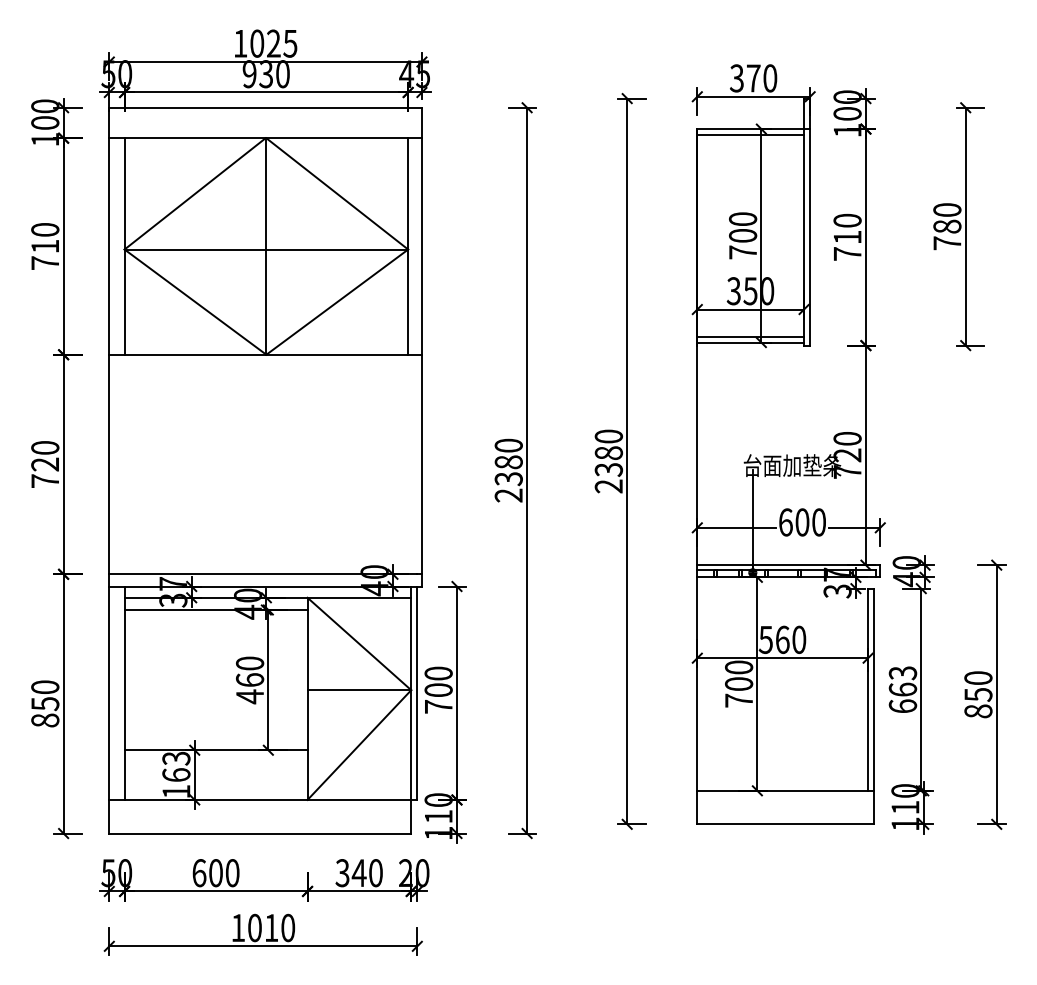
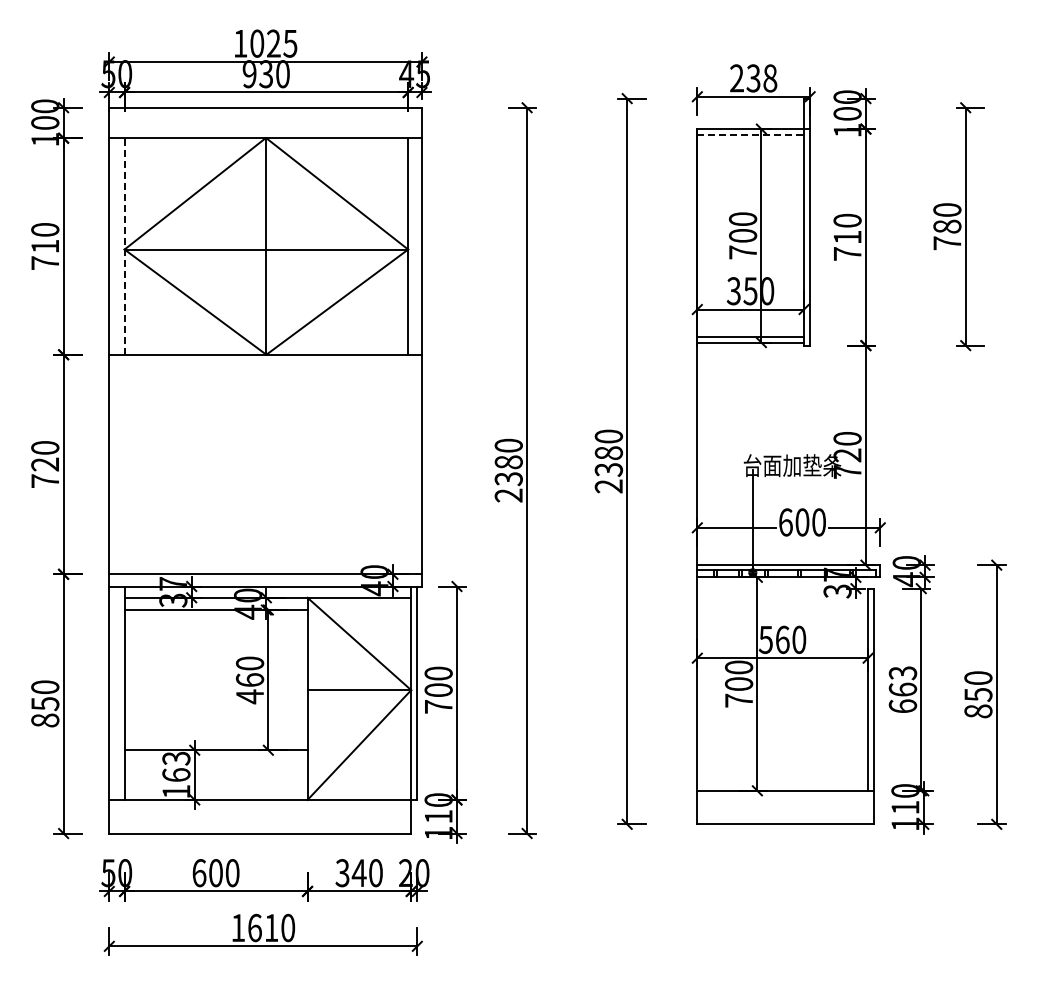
text: 370 -> 238 (753, 78)
line: solid -> dashed (751, 134)
line: solid -> dashed (124, 246)
text: 1010 -> 1610 (254, 927)
